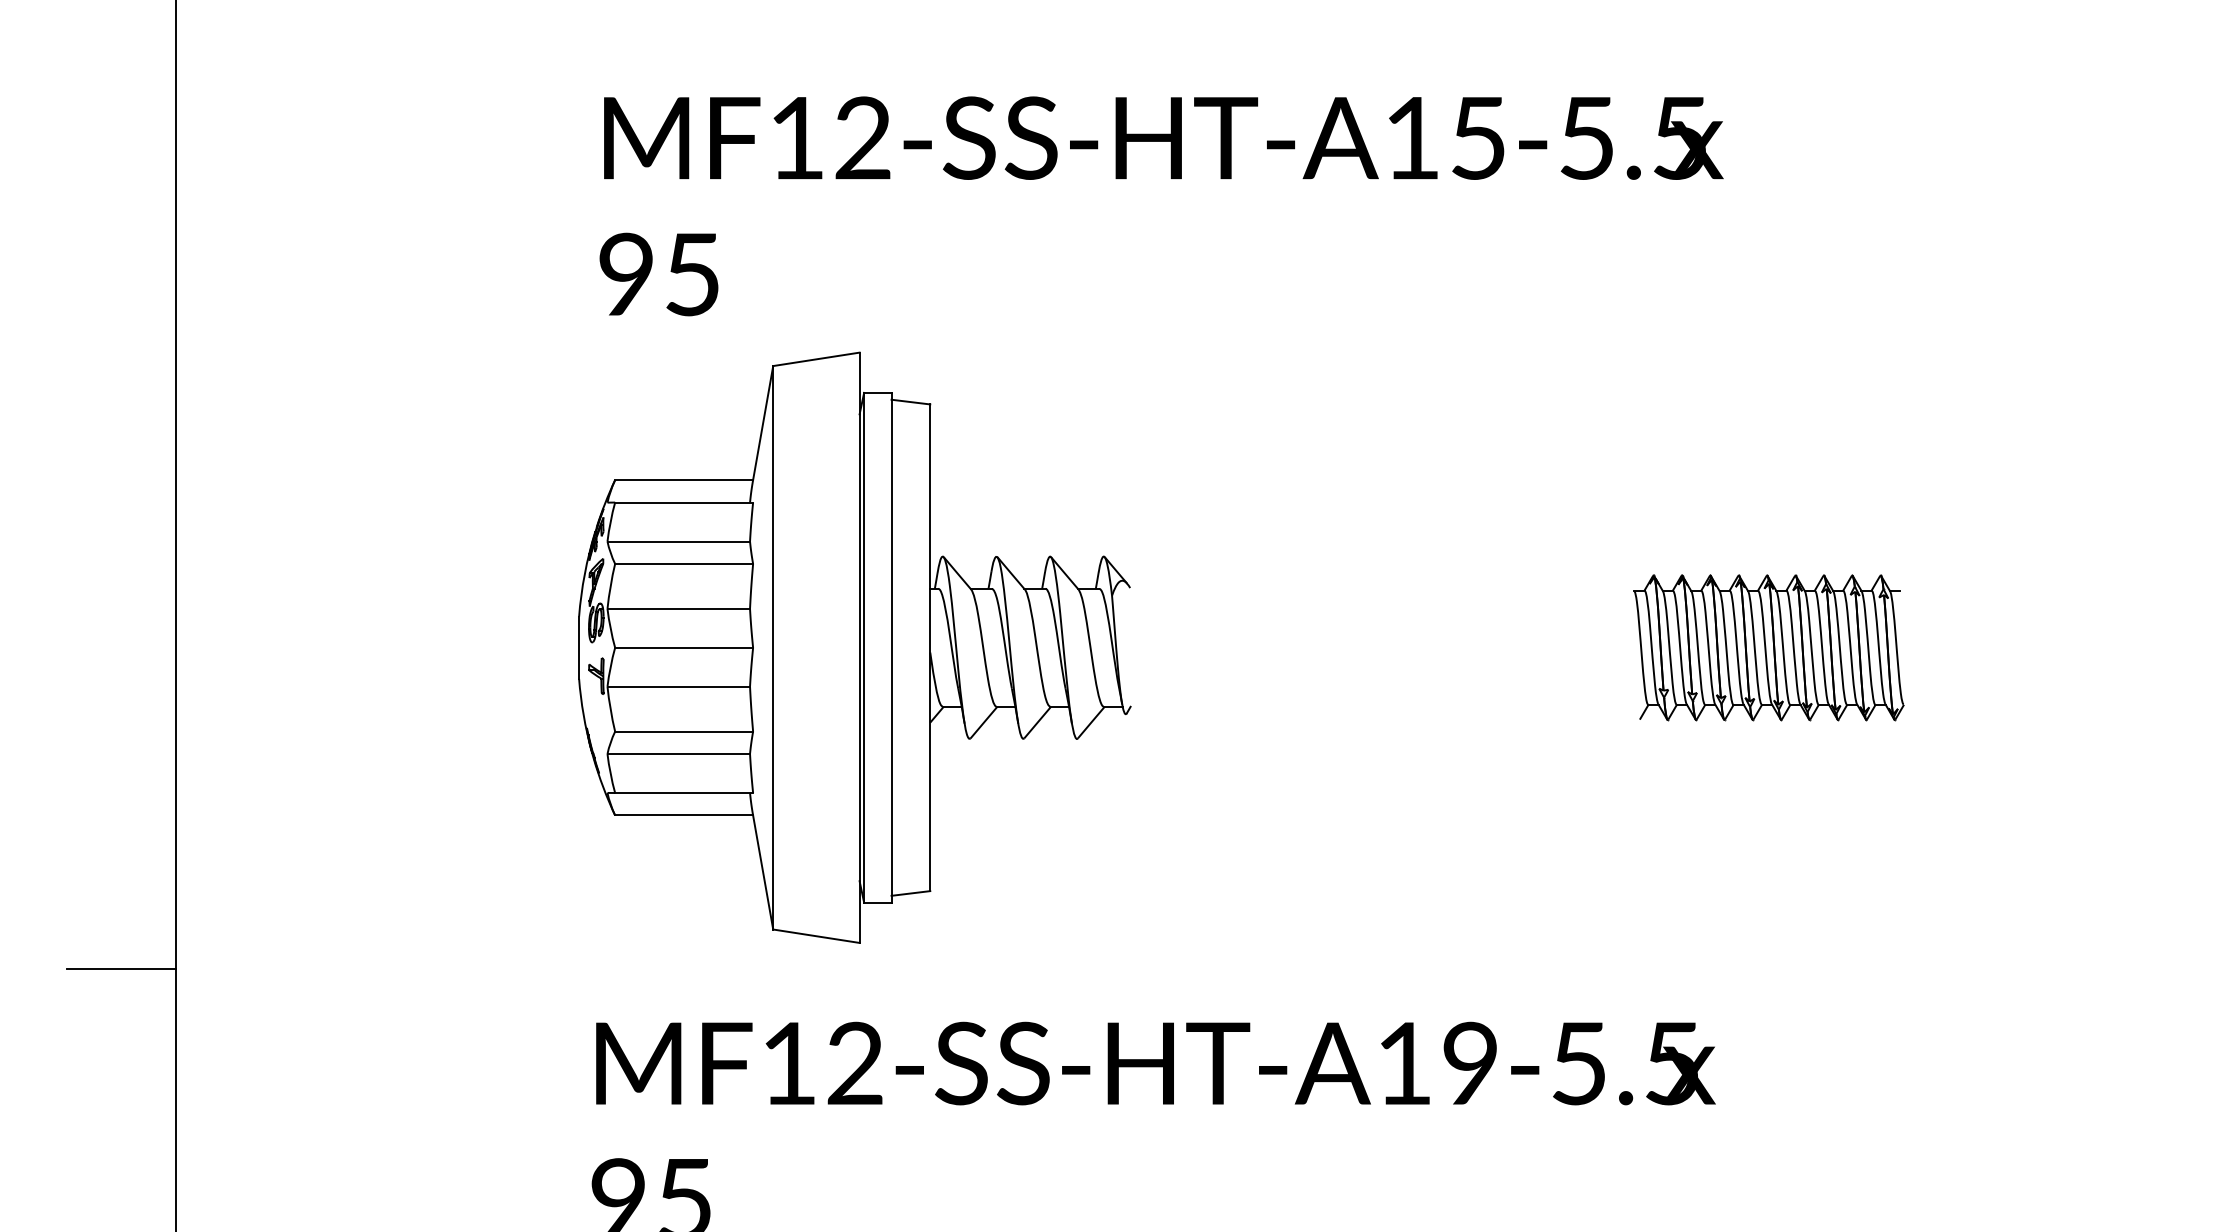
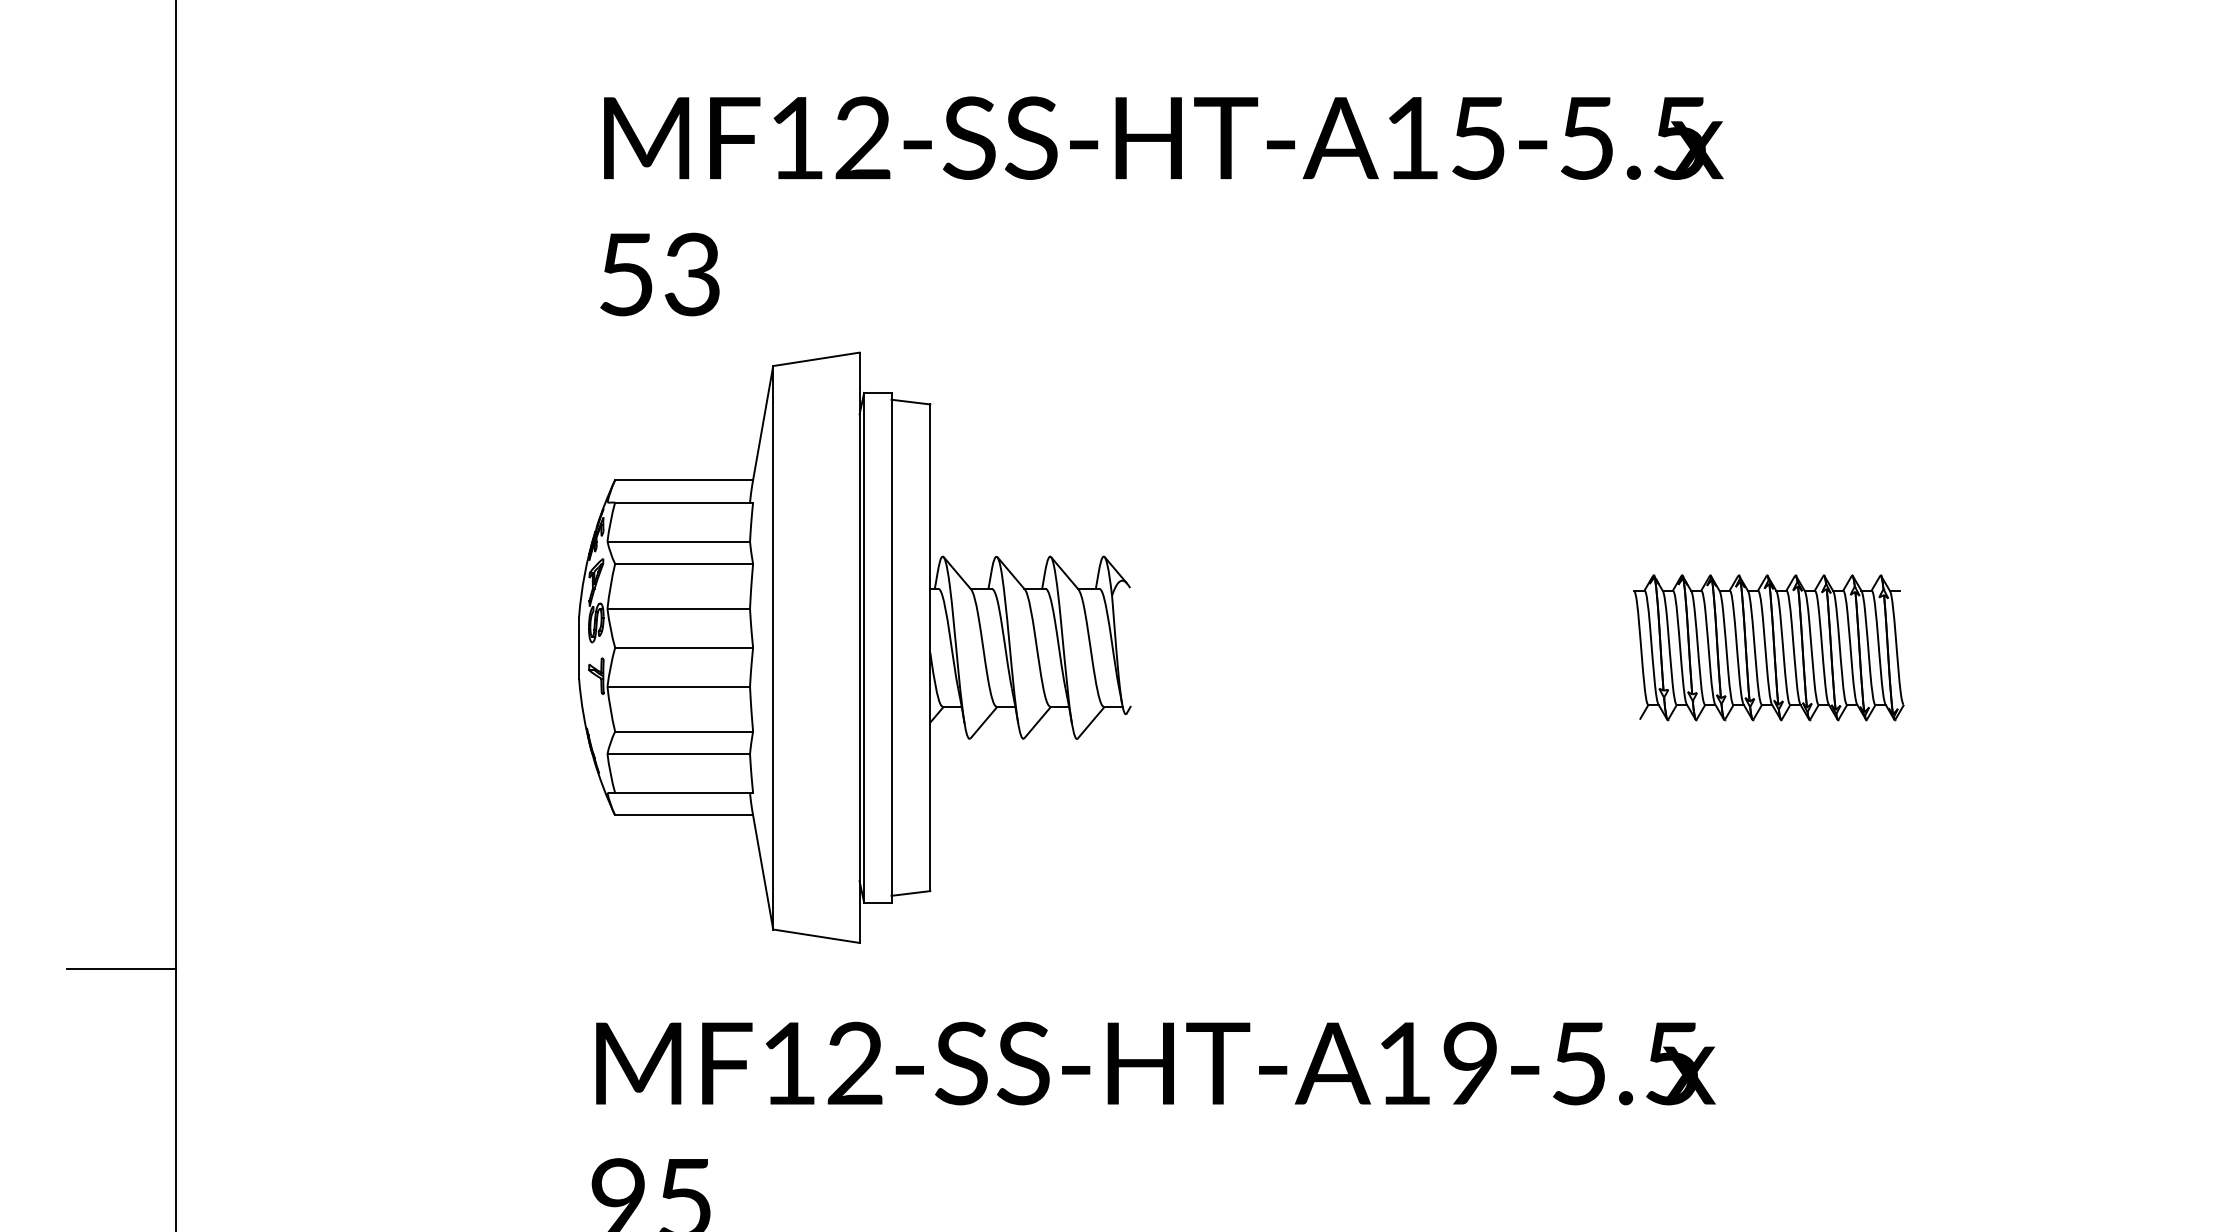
text: 95 -> 53 (659, 274)
